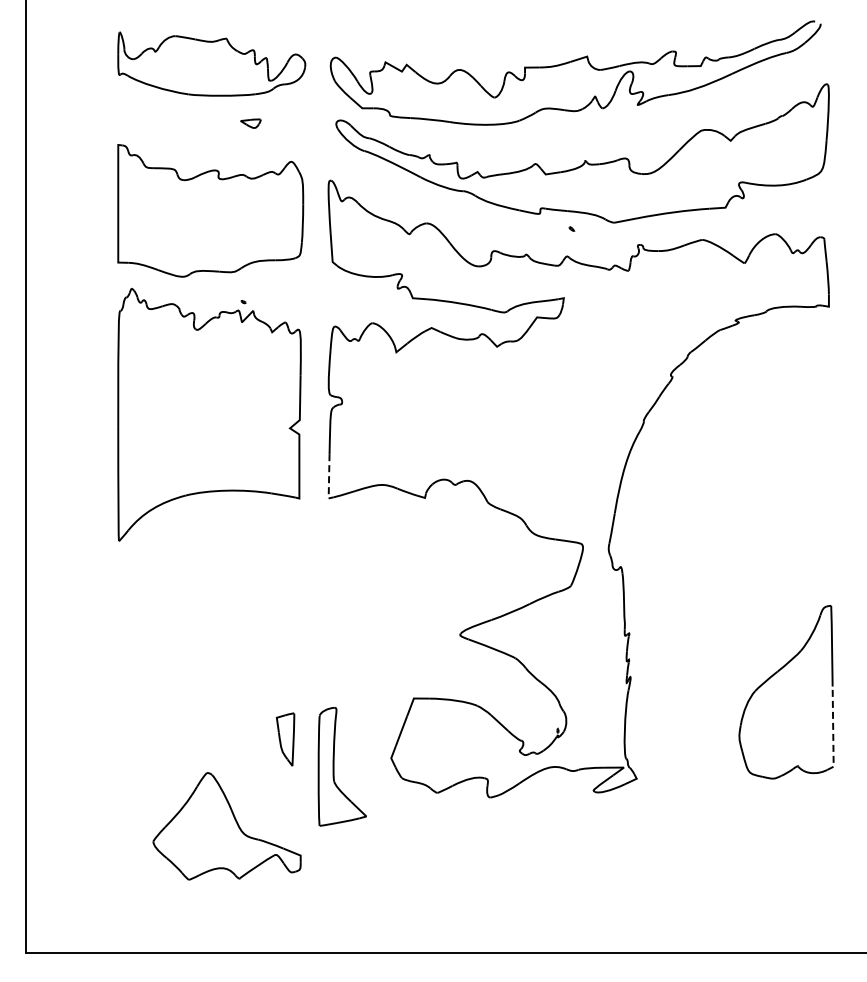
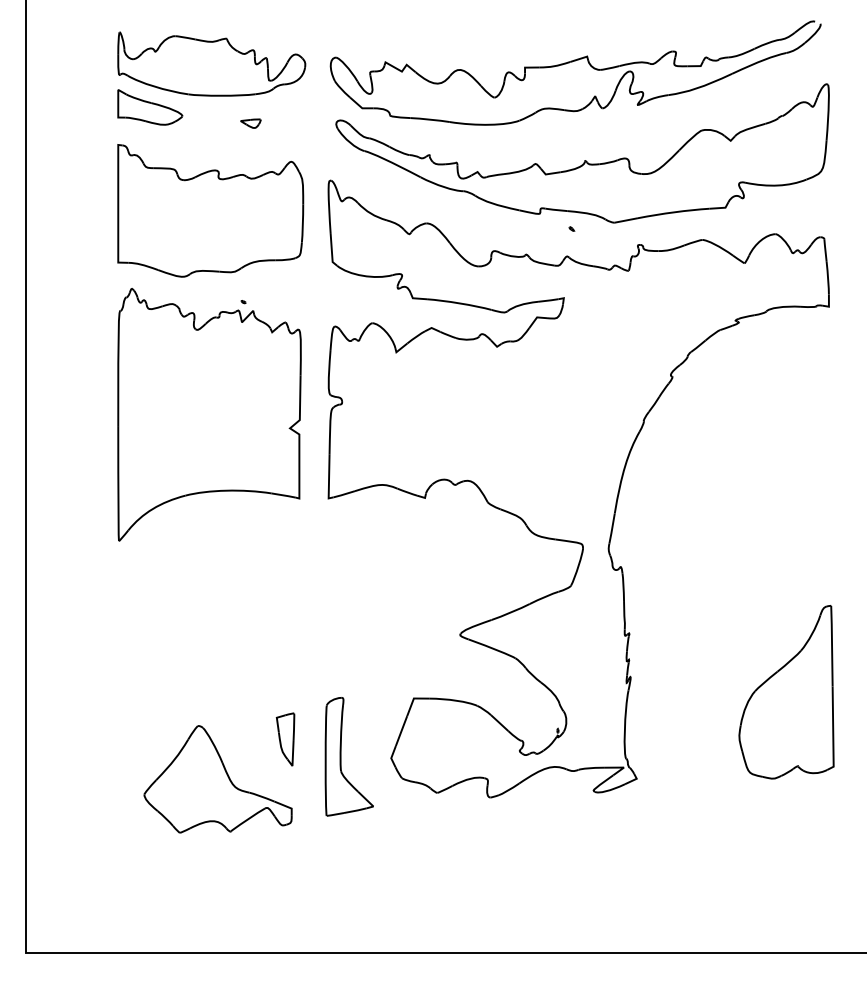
part: none -> present (150, 107)
line: dashed -> solid (329, 479)
line: dashed -> solid (833, 731)
part position: (334, 766) -> (341, 756) (341, 756)
part position: (226, 826) -> (217, 779) (217, 779)
